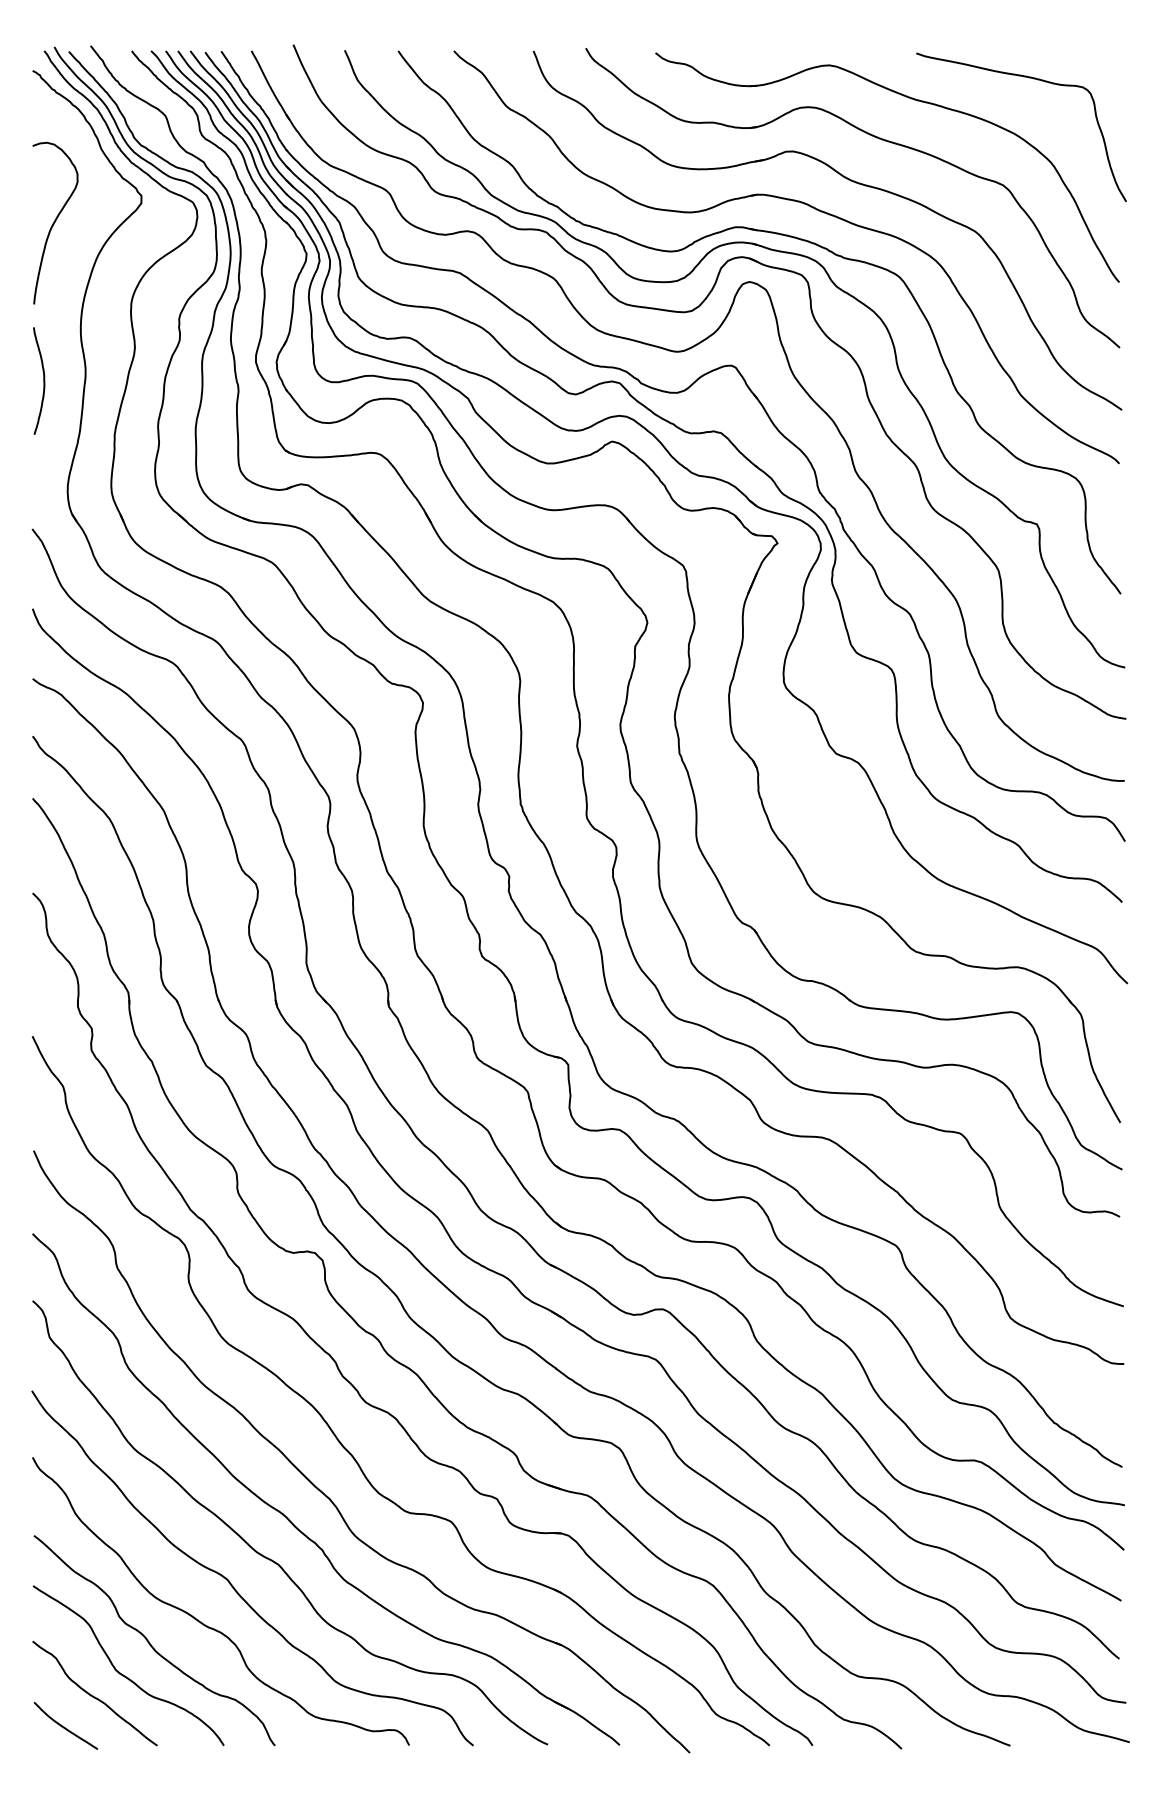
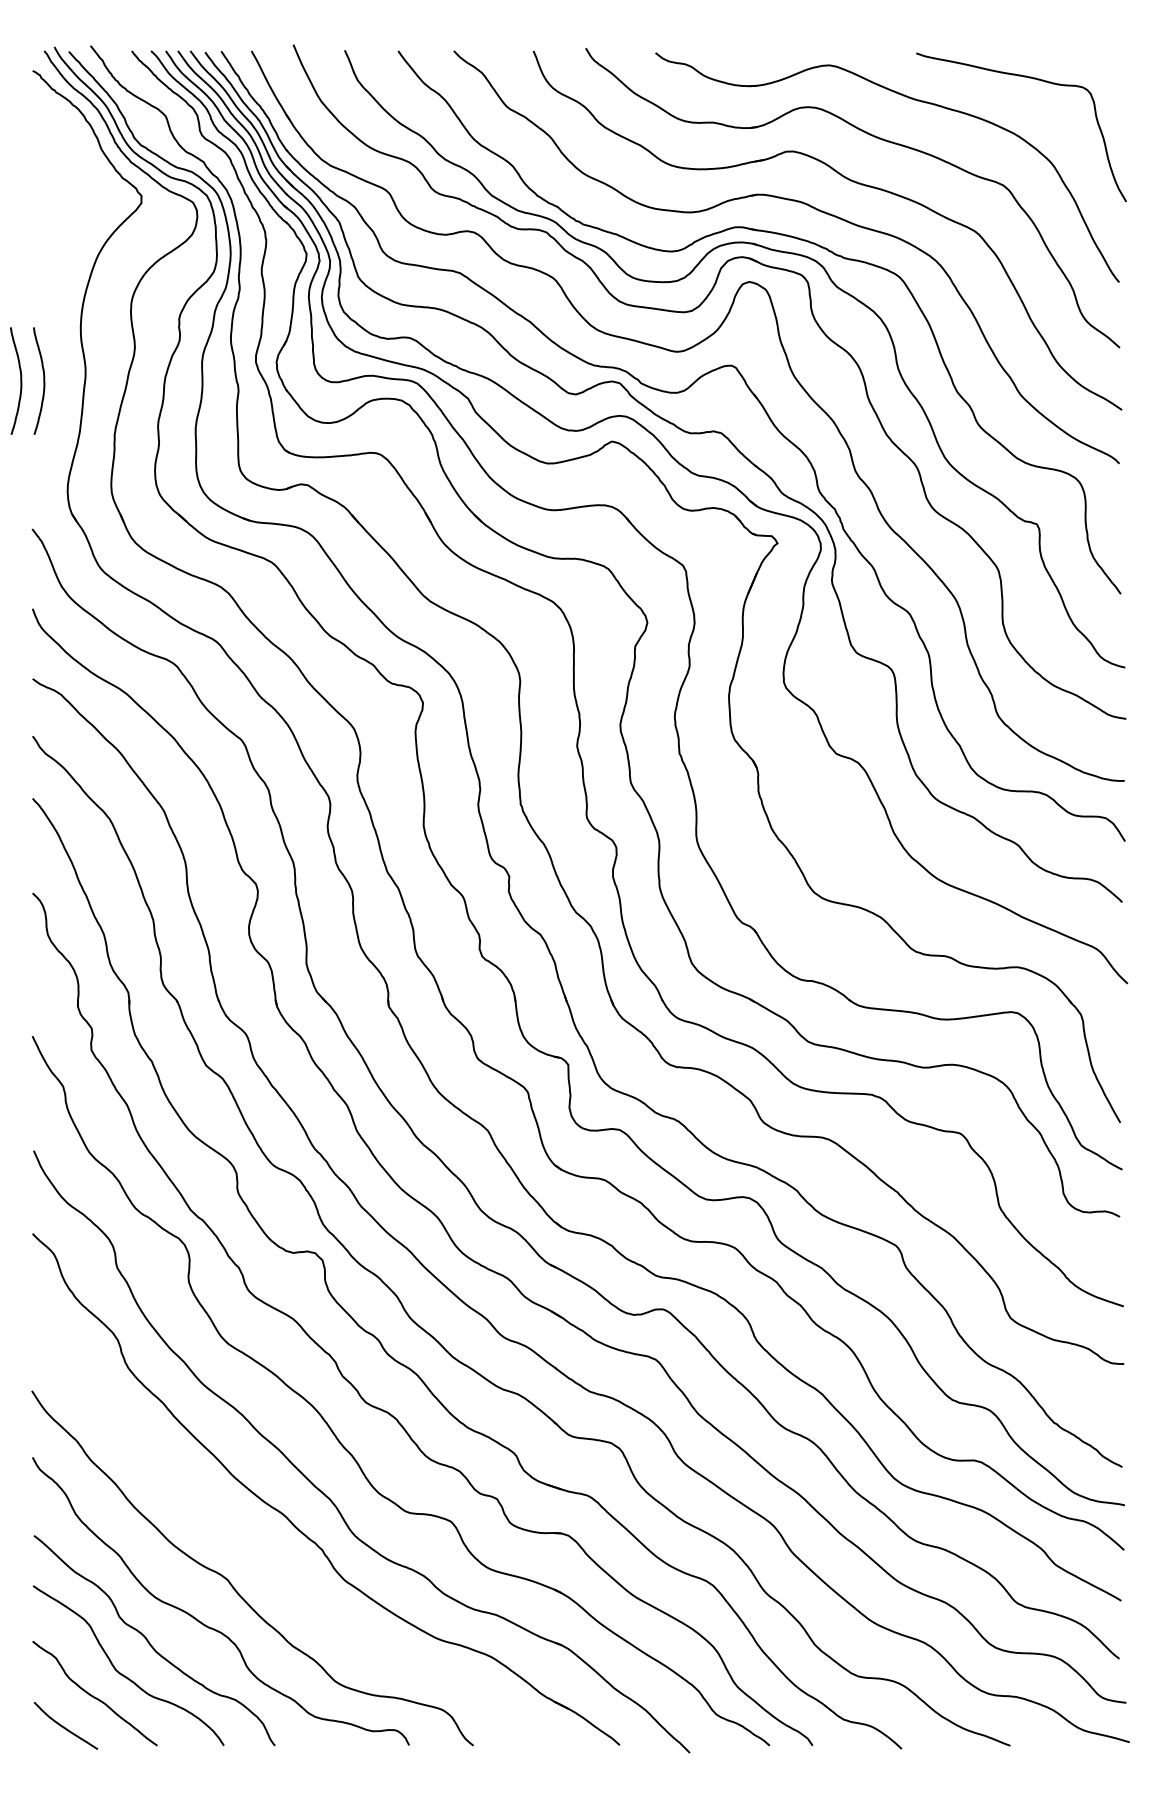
curve: present -> none (55, 222)
curve: none -> present (20, 380)
curve: present -> none (270, 1558)
